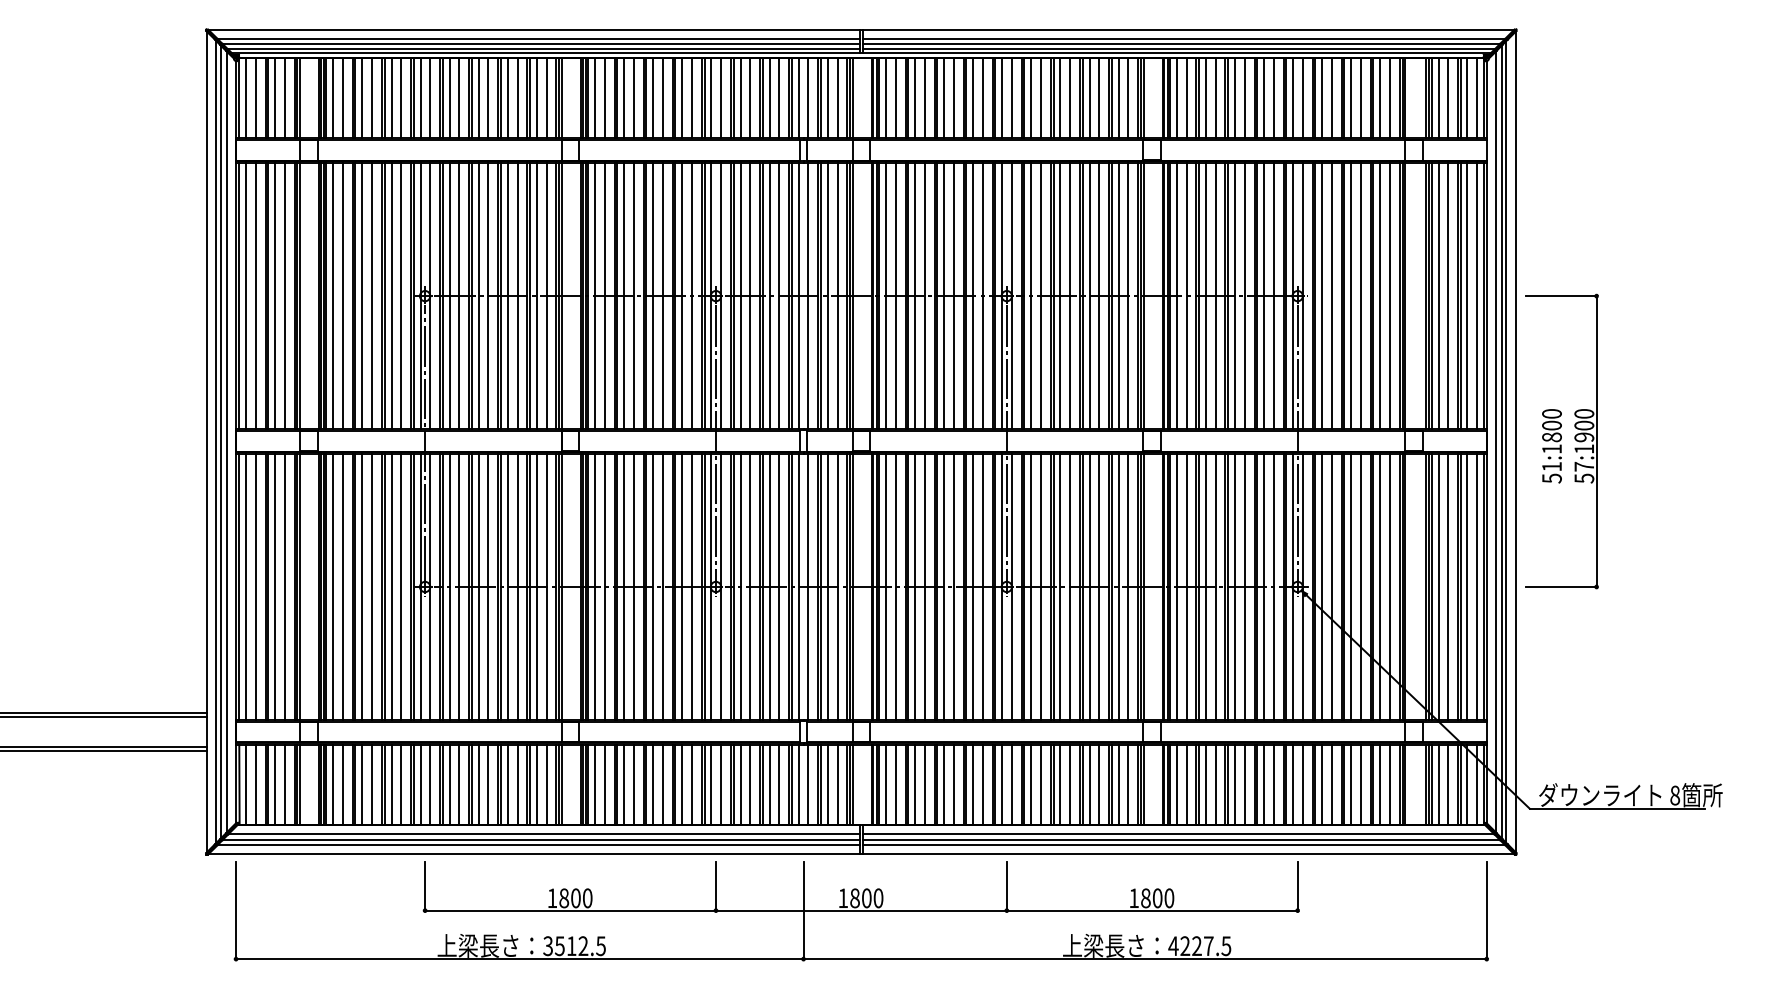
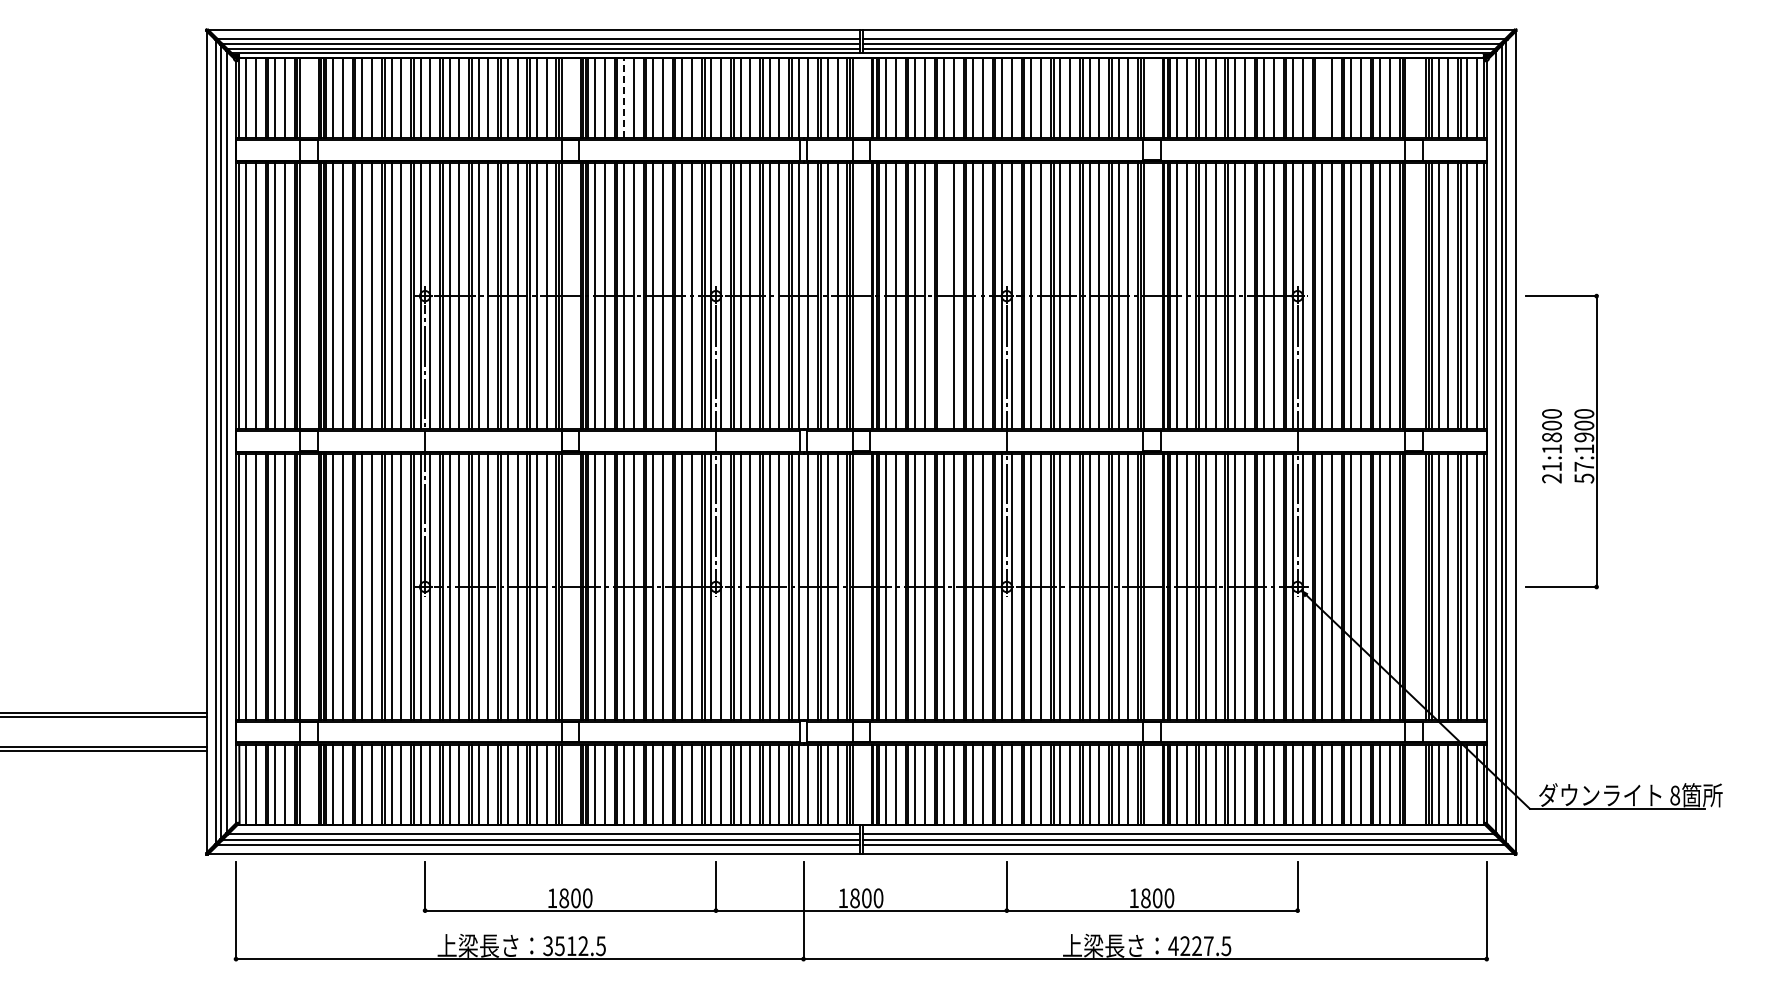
line: solid -> dashed (624, 98)
line: present -> none (1322, 98)
line: present -> none (944, 295)
text: 51:1800 -> 21:1800 (1551, 478)
